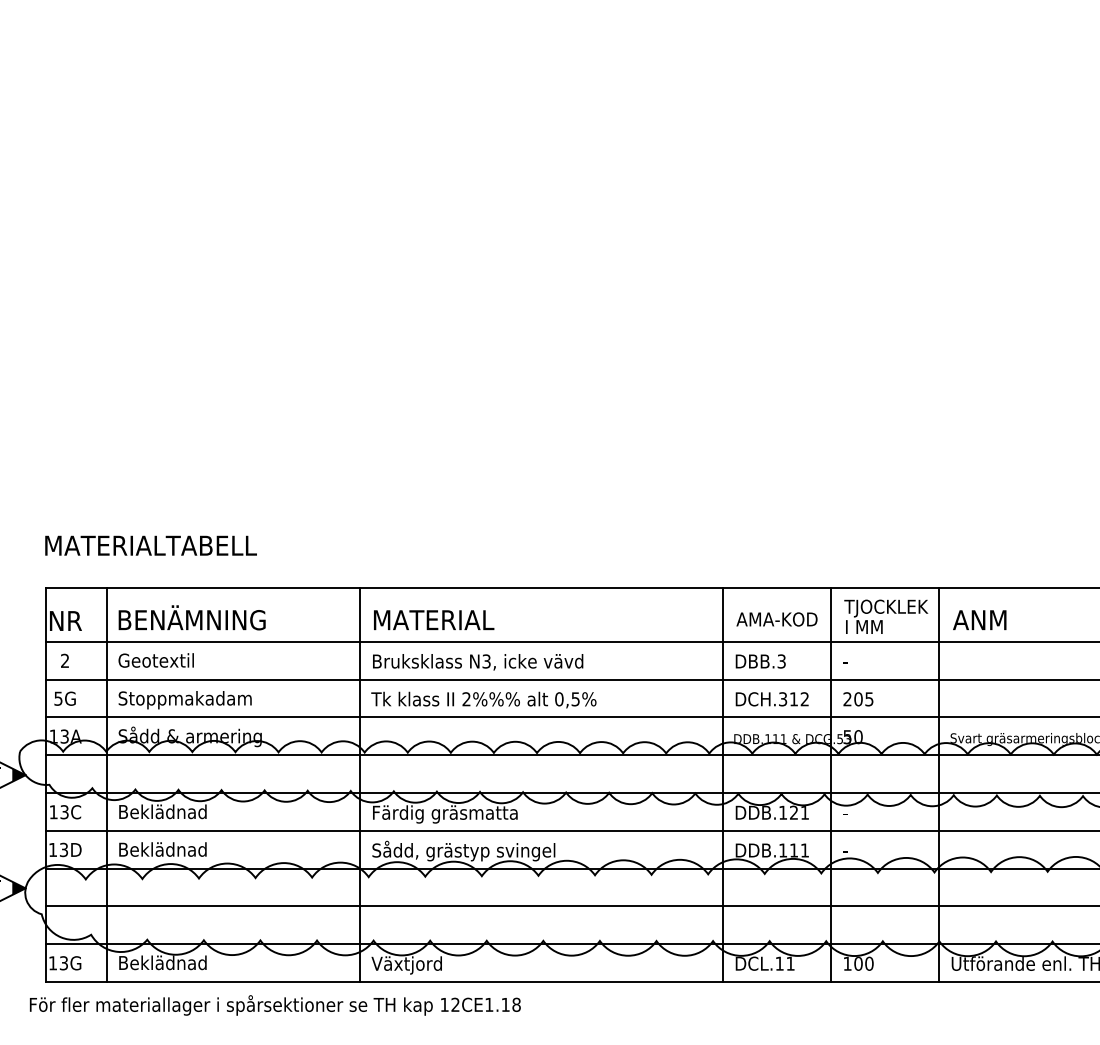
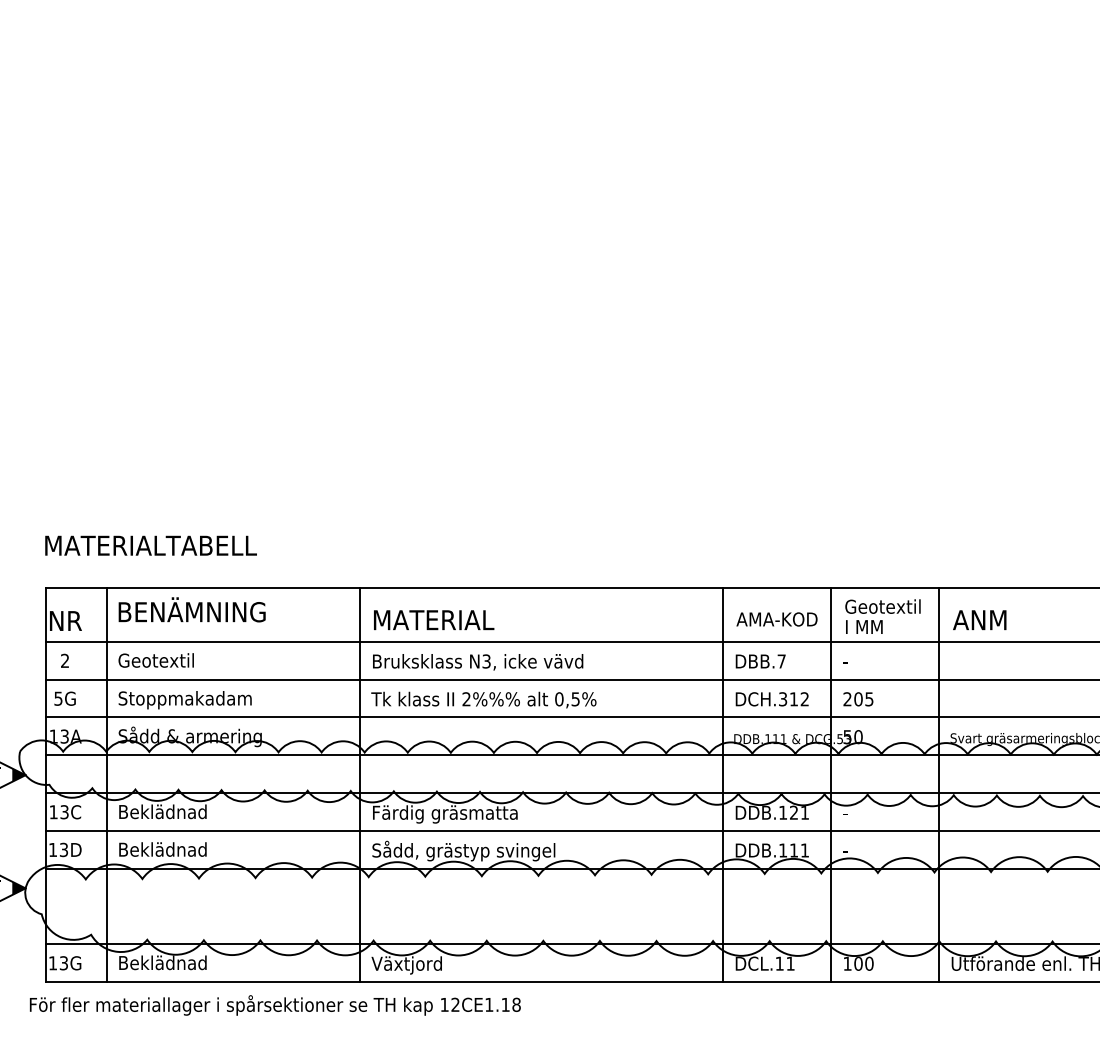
text: TJOCKLEK -> Geotextil (886, 608)
text position: (191, 617) -> (191, 609) (191, 609)
text: DBB.3 -> DBB.7 (781, 661)
line: present -> none (570, 906)
